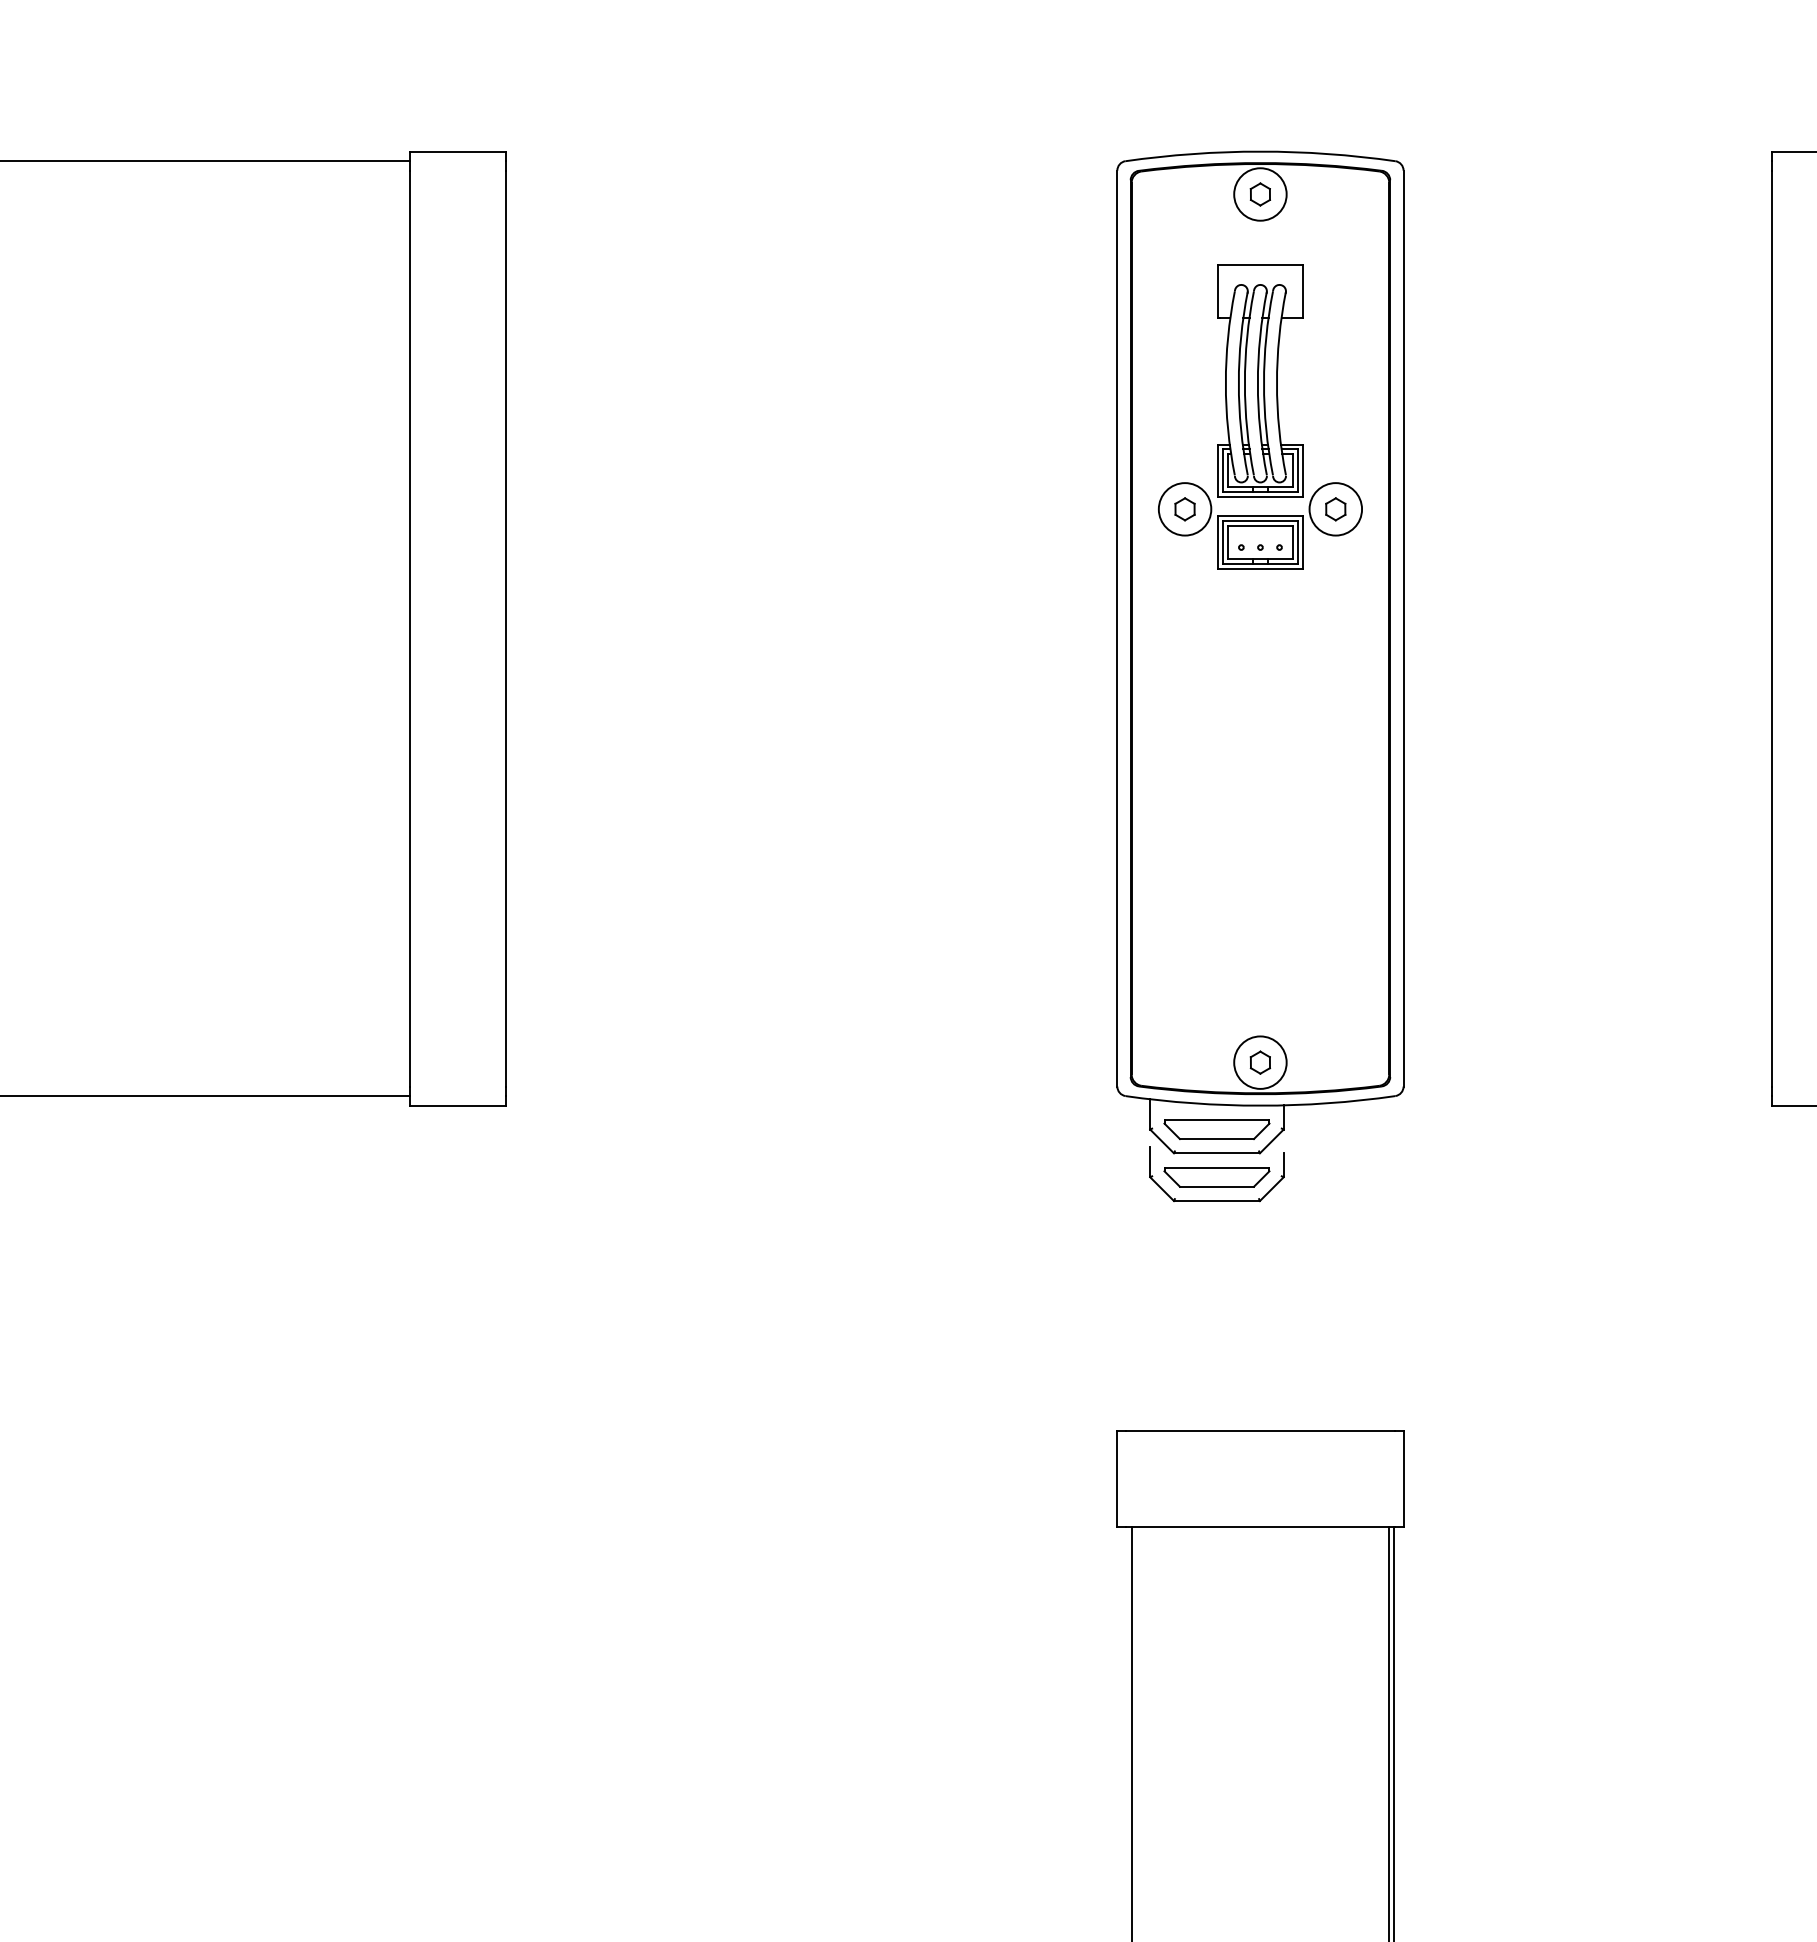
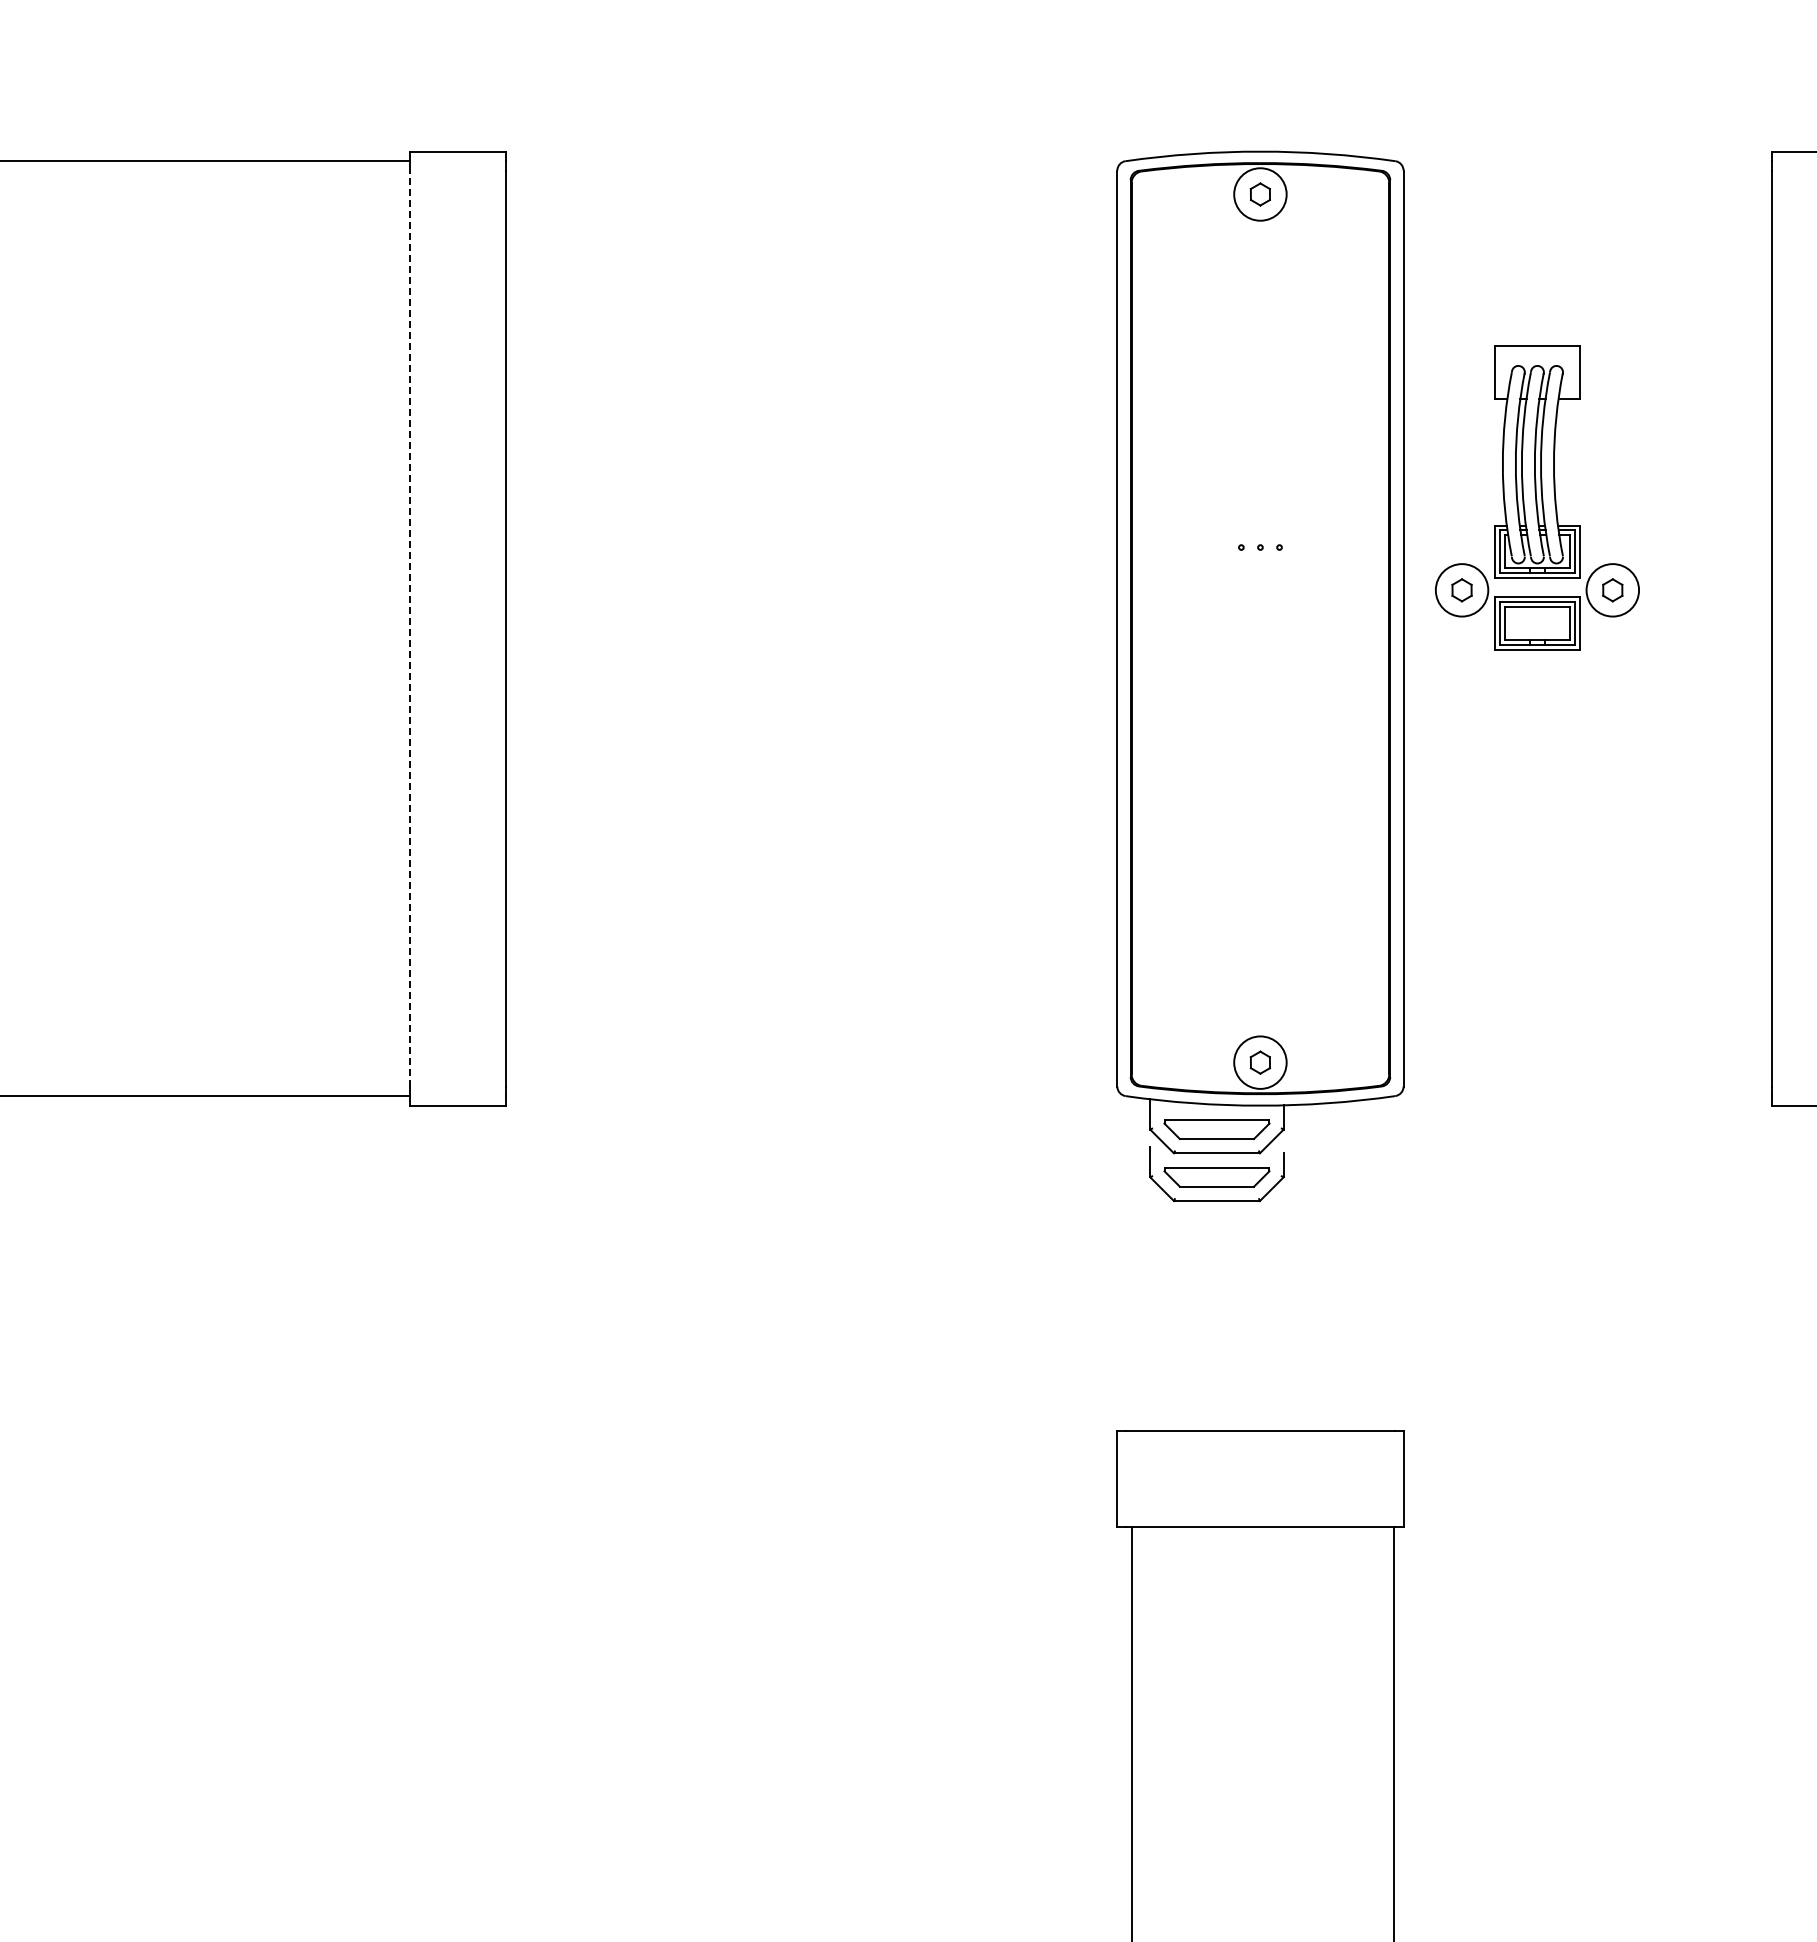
part position: (1260, 416) -> (1537, 497) (1537, 497)
line: solid -> dashed (410, 628)
line: present -> none (1389, 1732)
